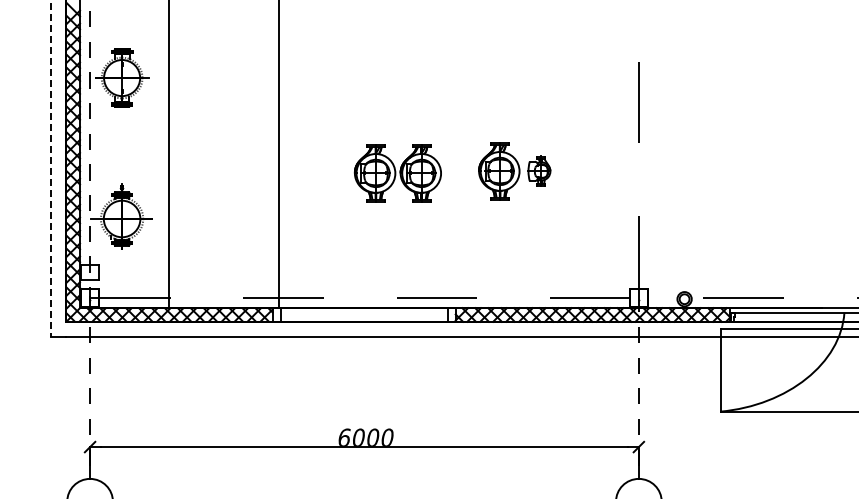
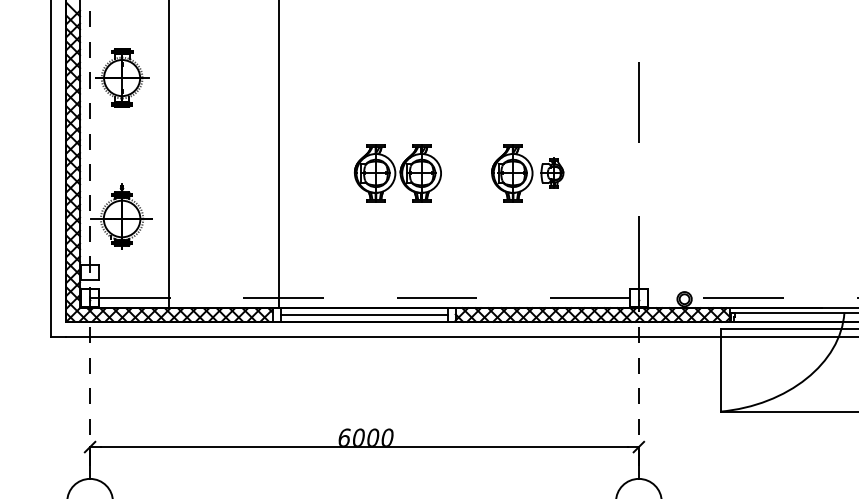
line: dashed -> solid (51, 168)
part position: (514, 171) -> (527, 173) (527, 173)
line: none -> present (364, 314)
